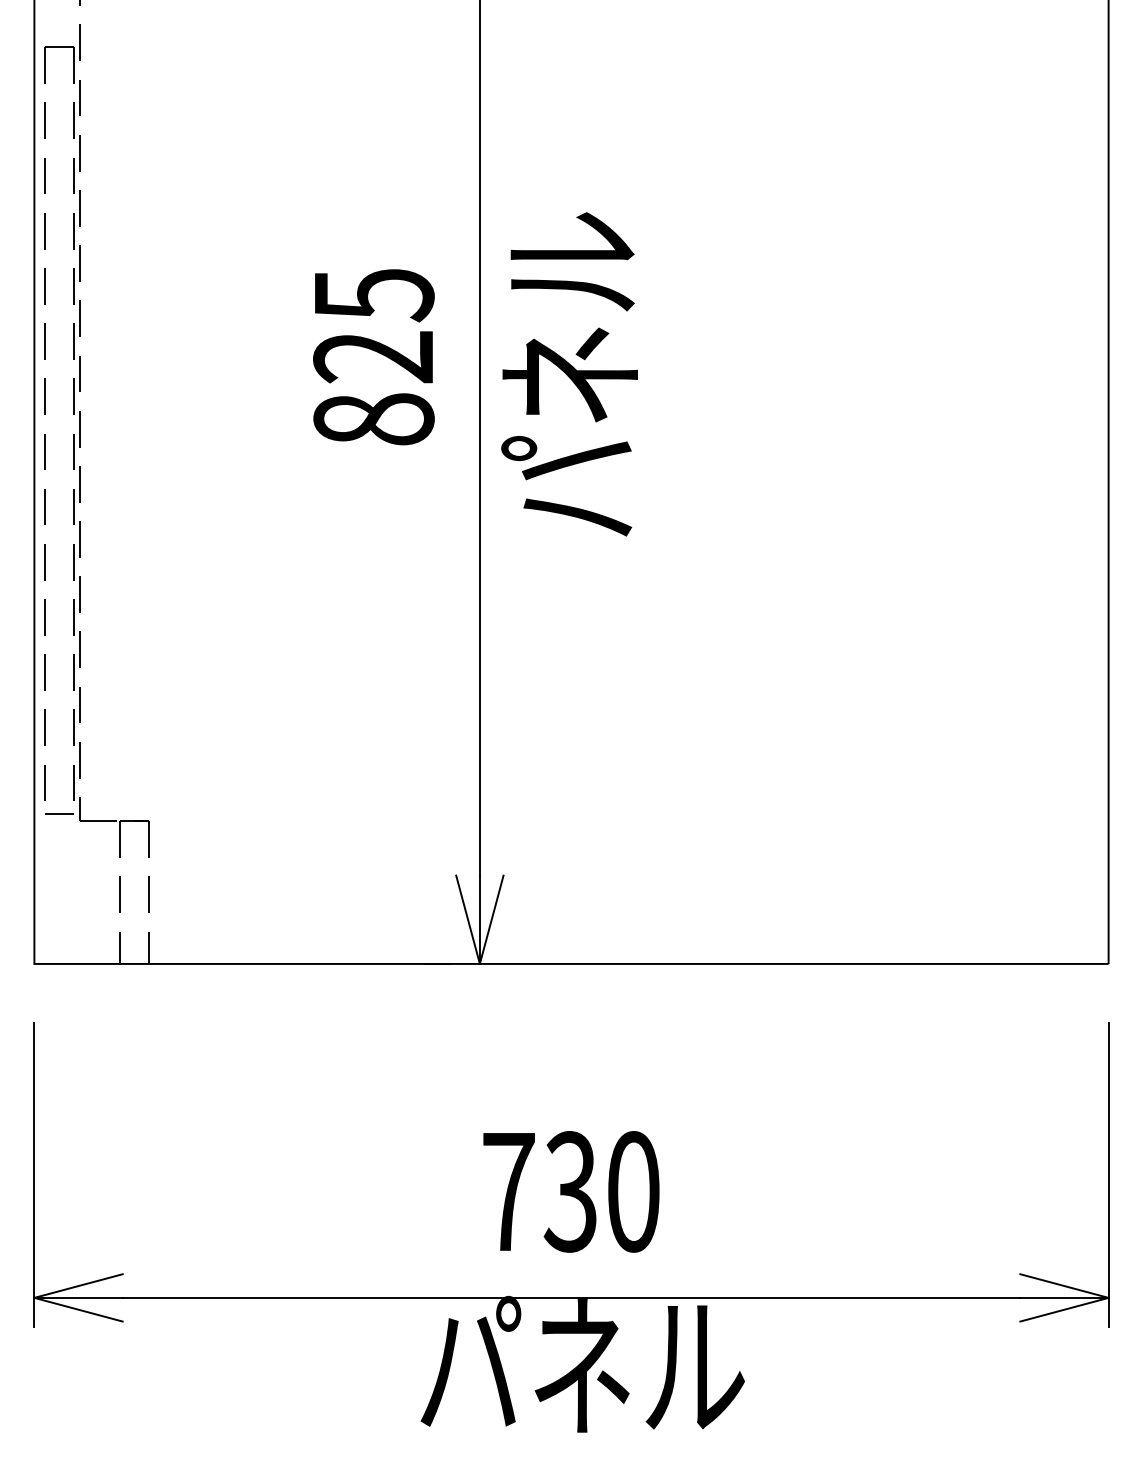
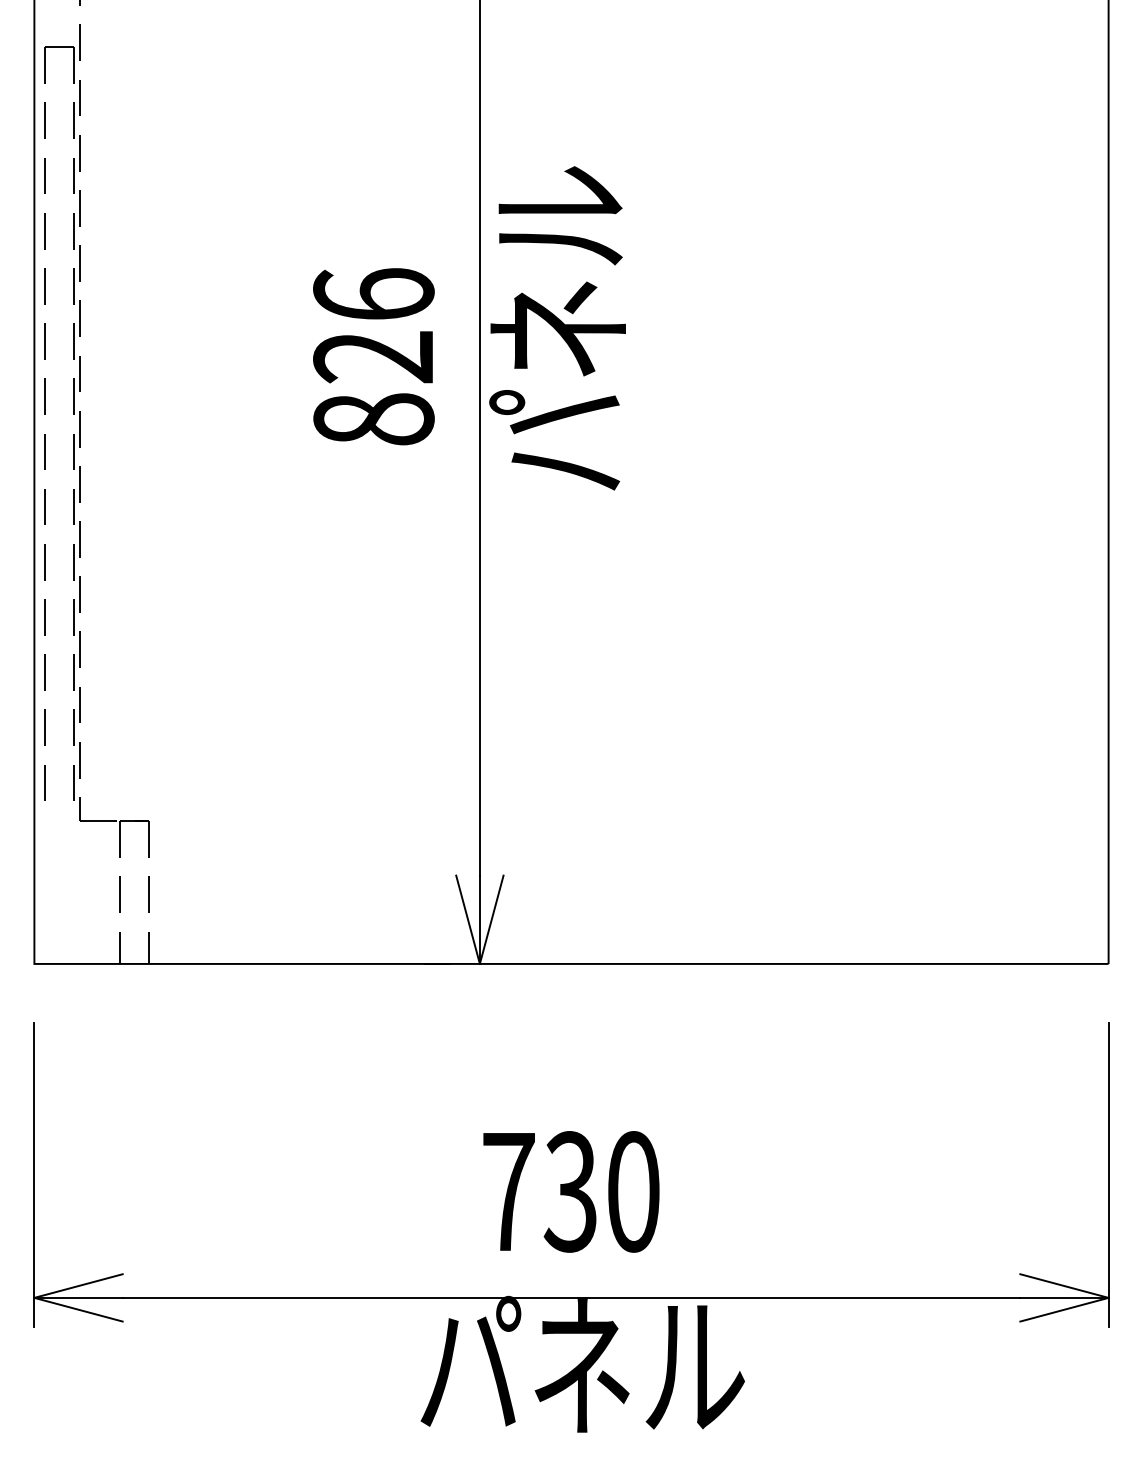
text: 825 -> 826 (373, 295)
text position: (569, 374) -> (557, 328) (557, 328)
line: present -> none (59, 813)
